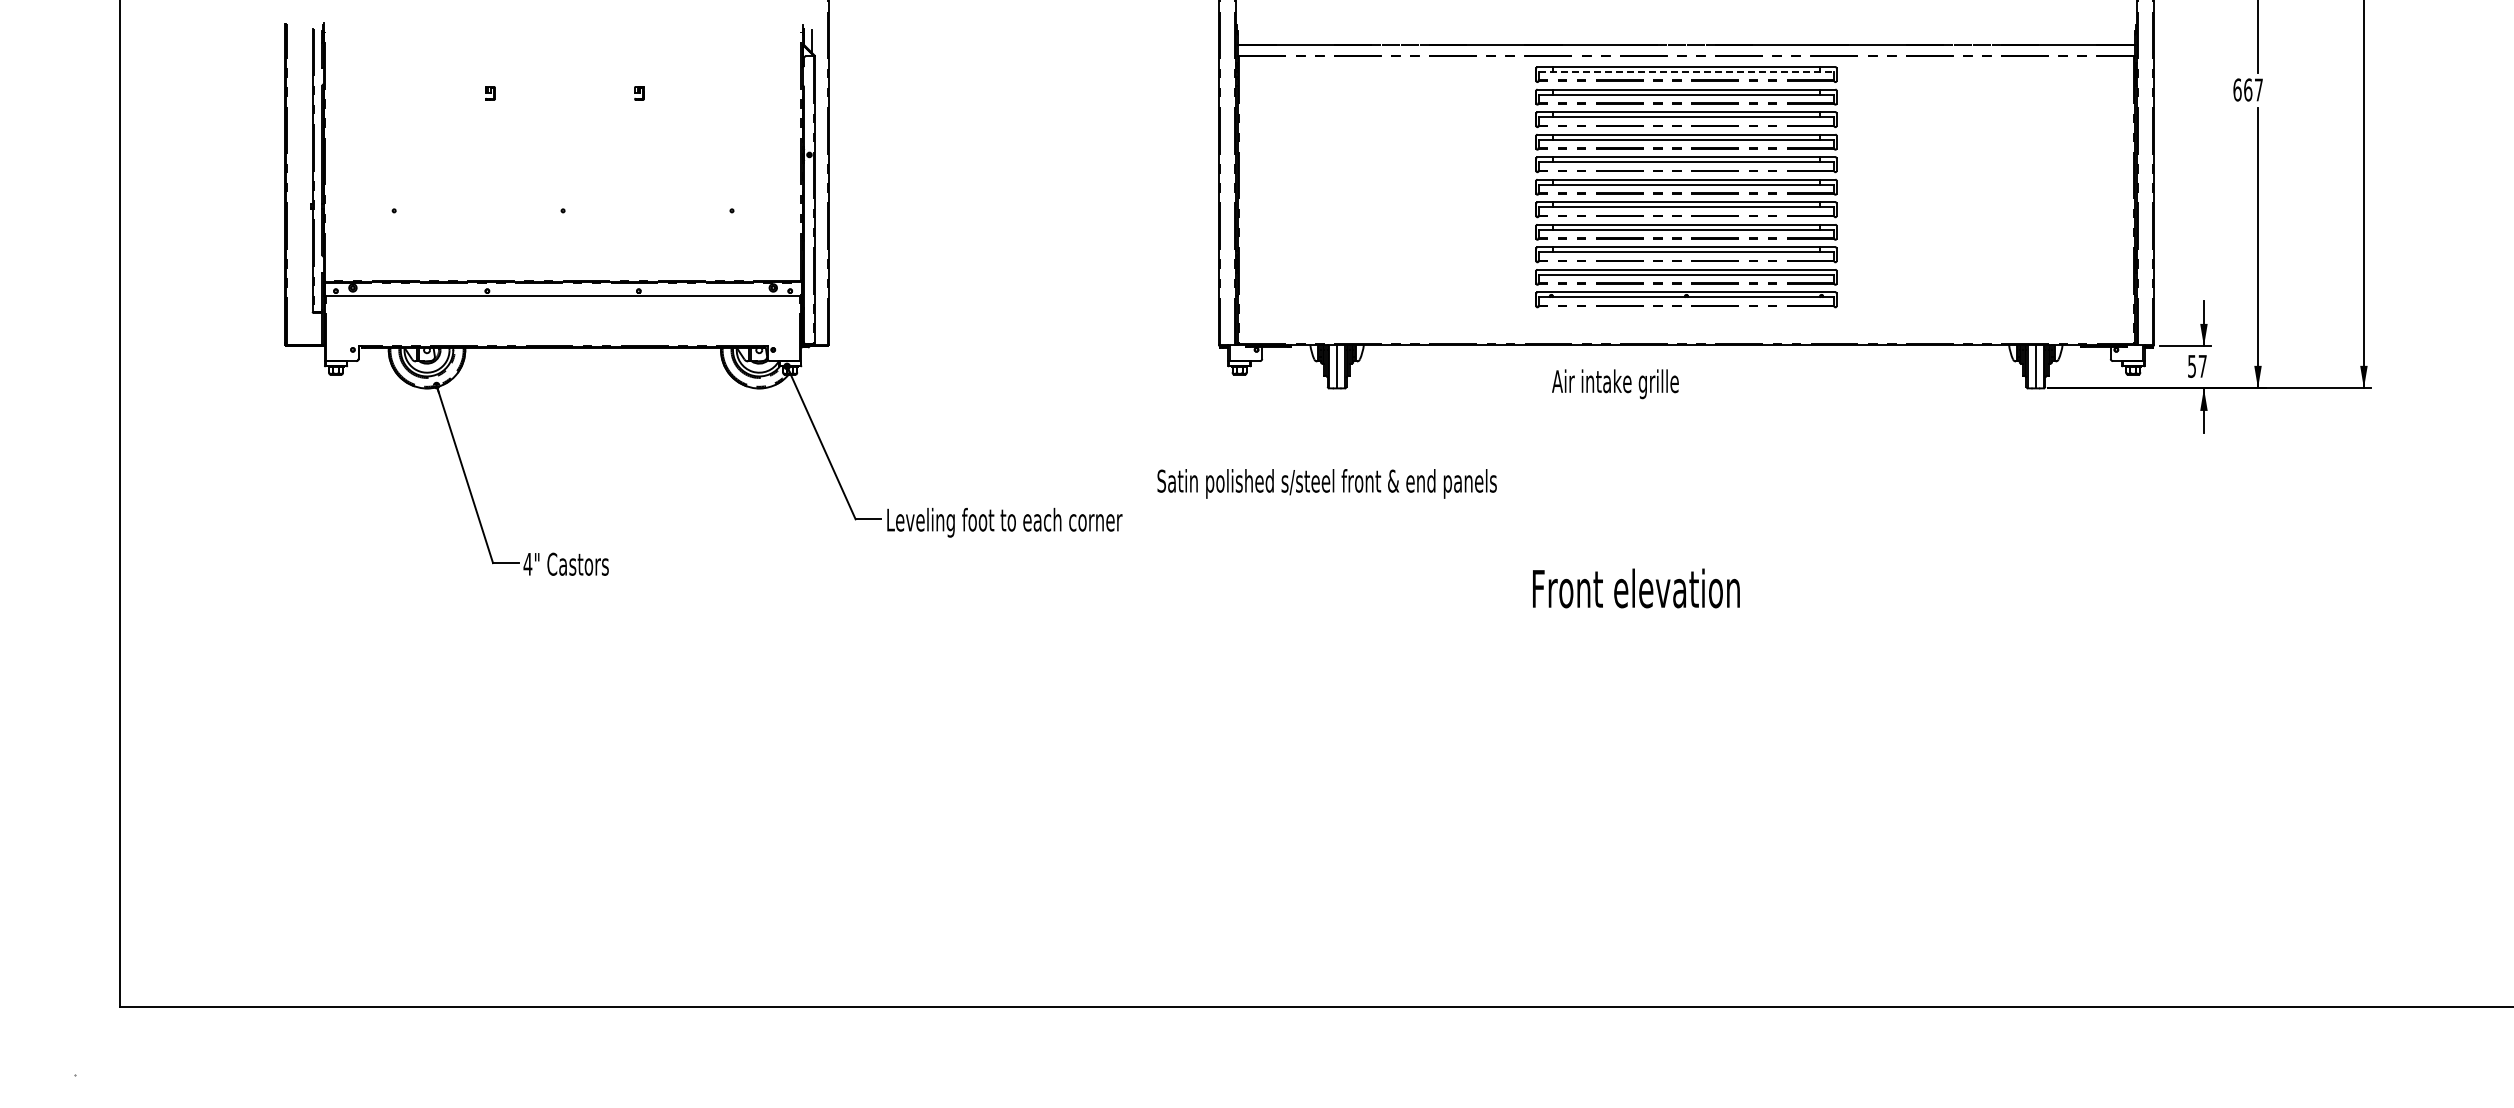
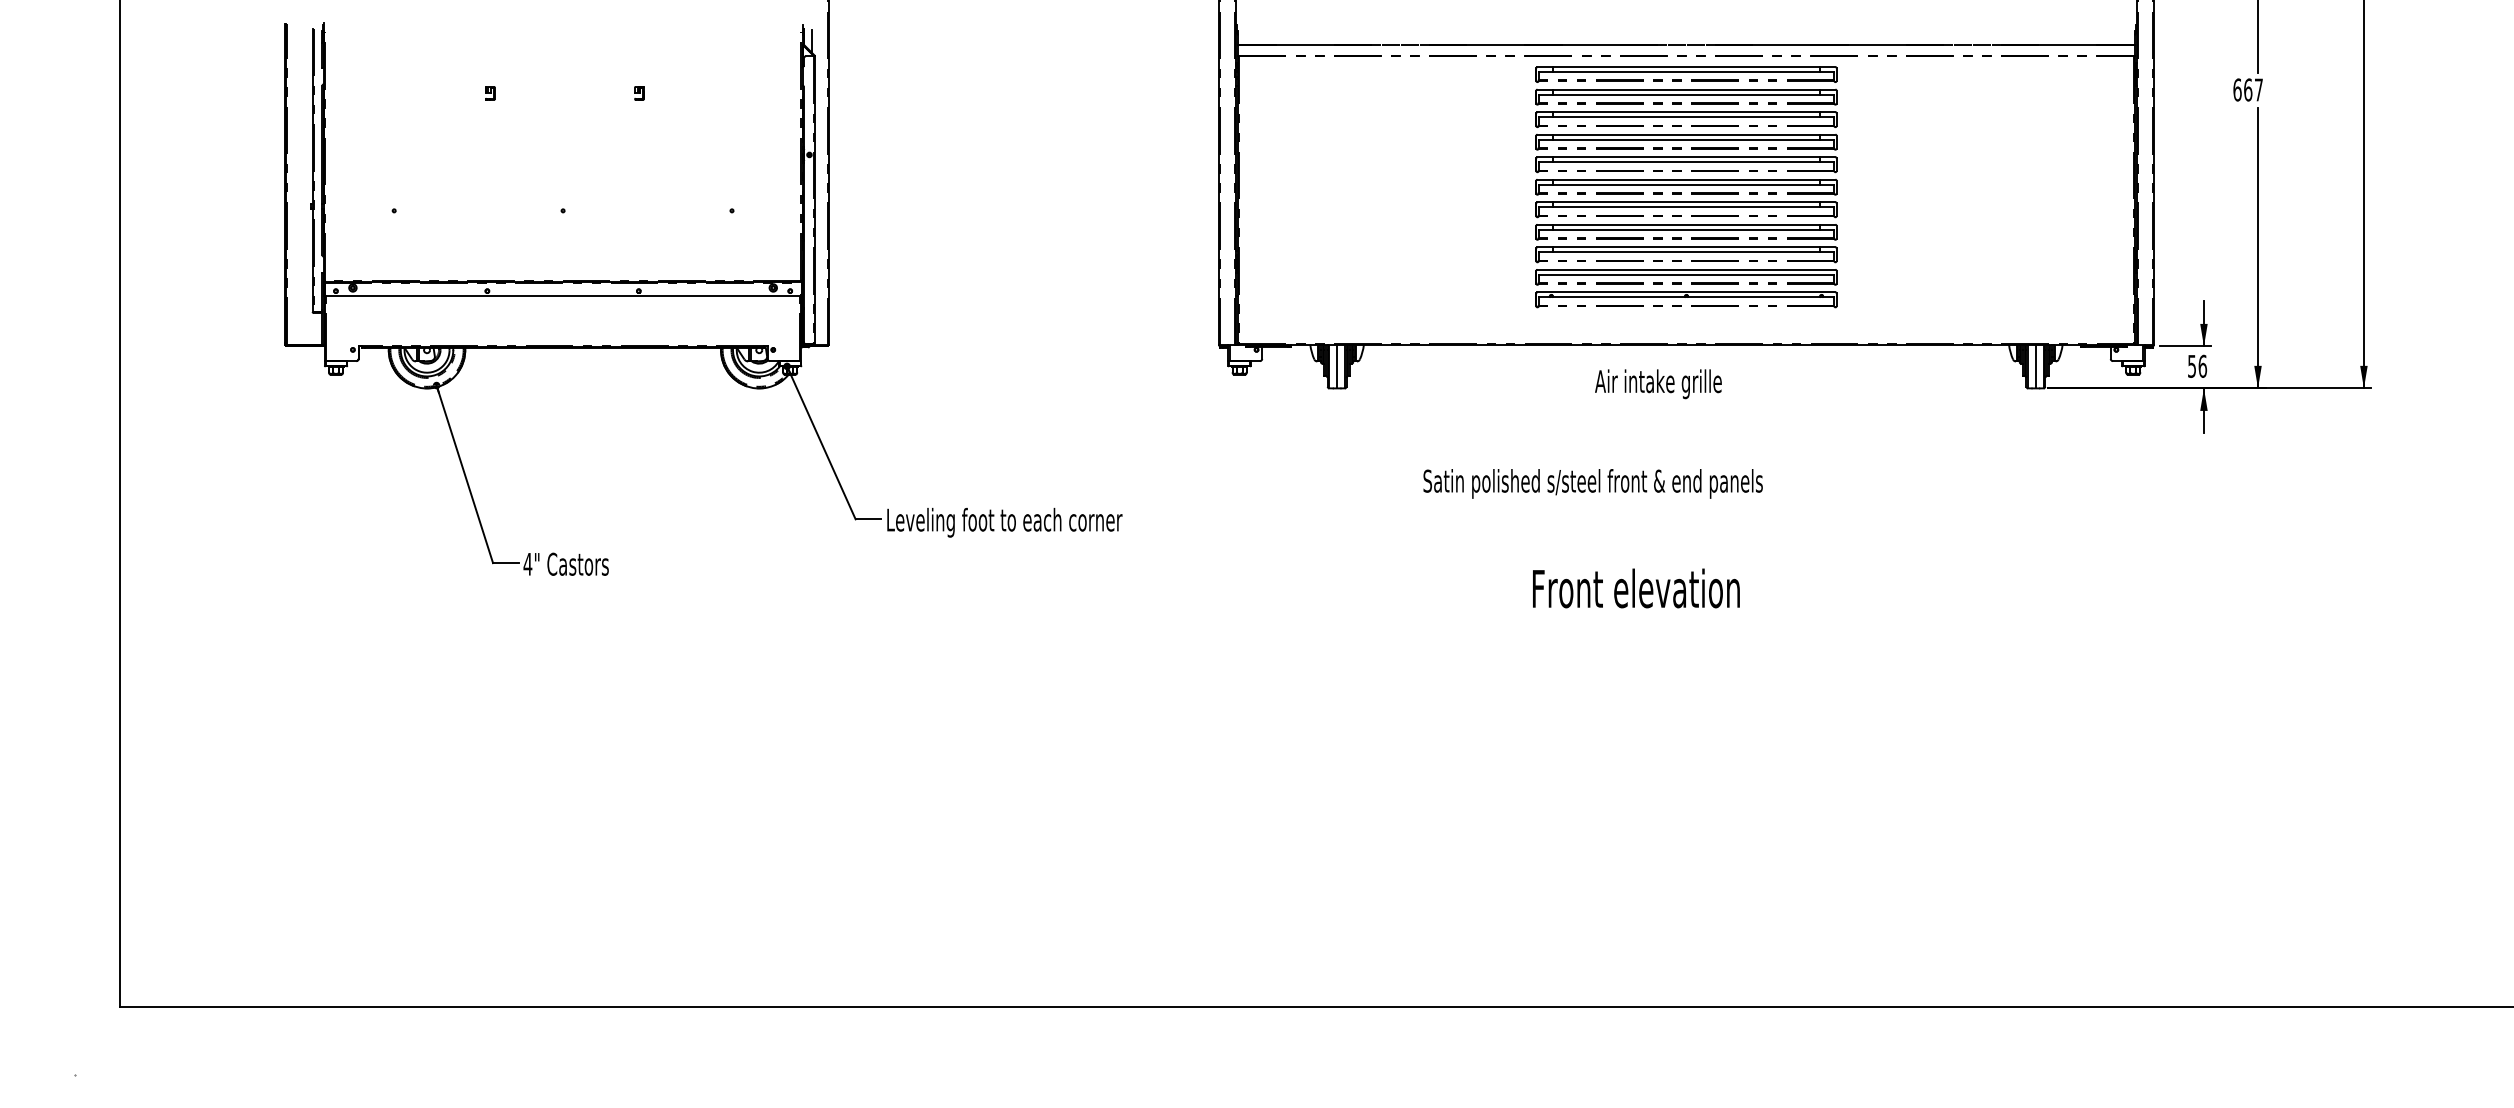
line: dashed -> solid (1686, 72)
text: 57 -> 56 (2202, 365)
text position: (1615, 384) -> (1658, 384) (1658, 384)
text position: (1326, 483) -> (1592, 483) (1592, 483)
